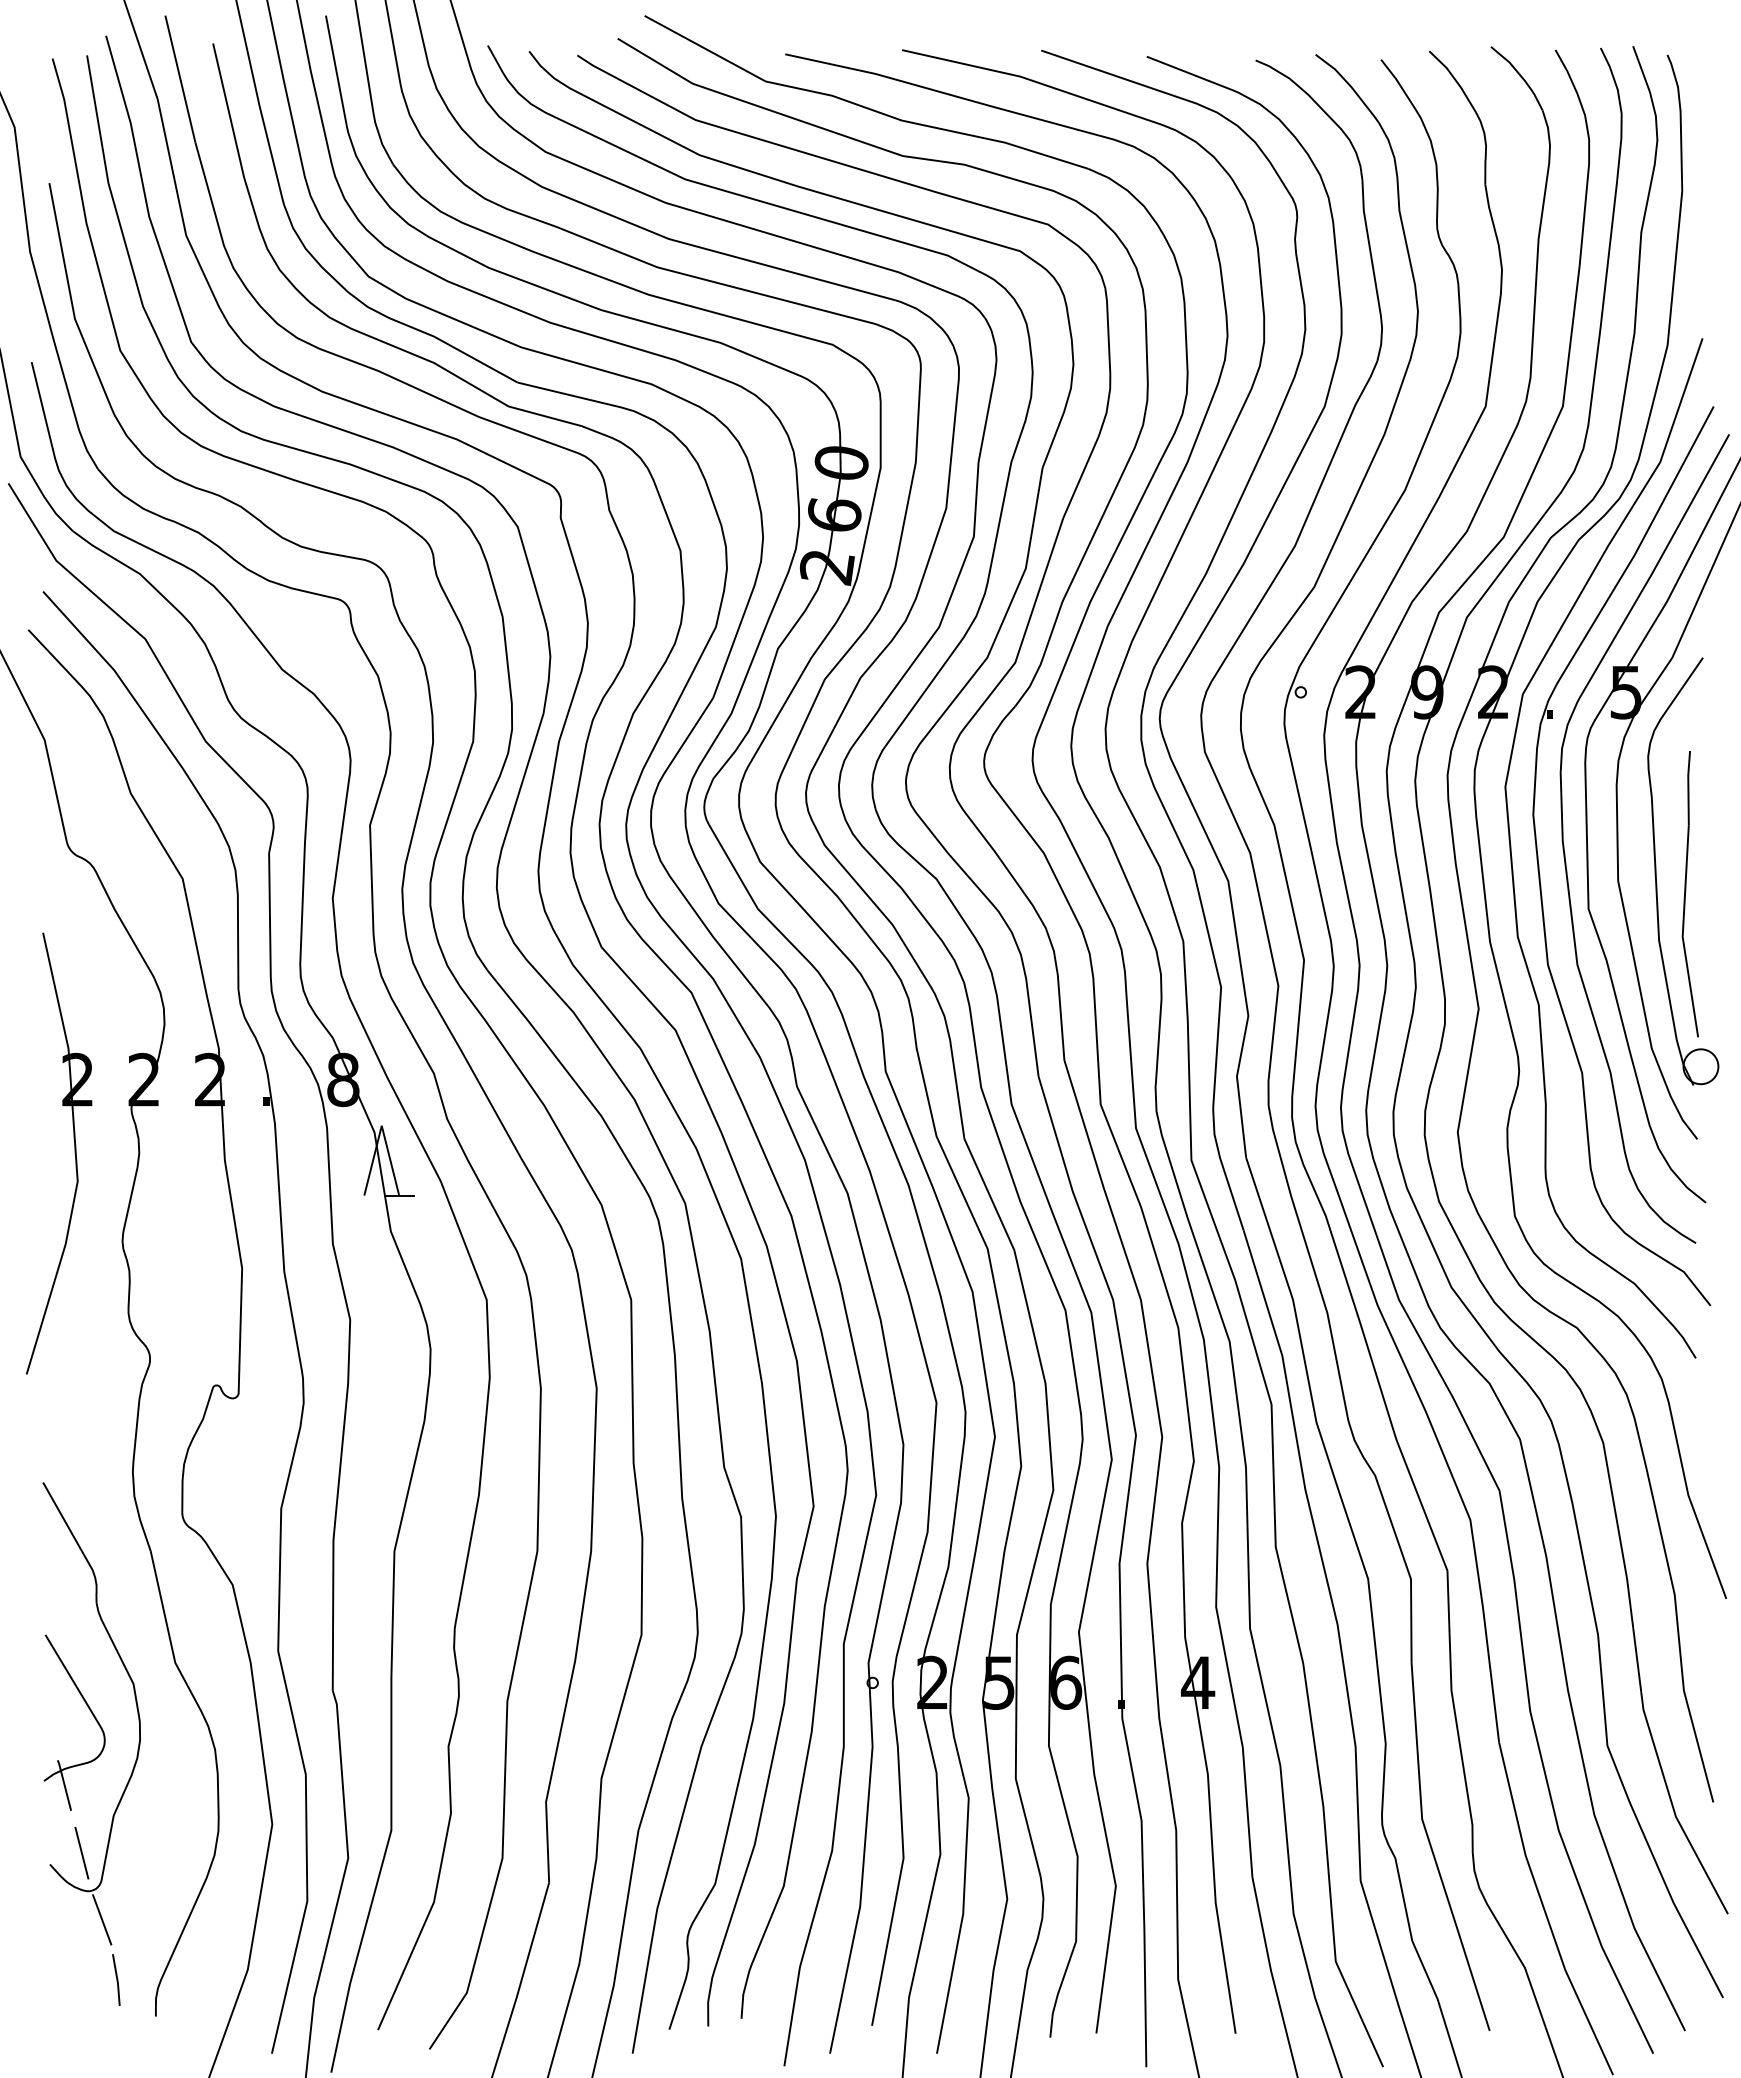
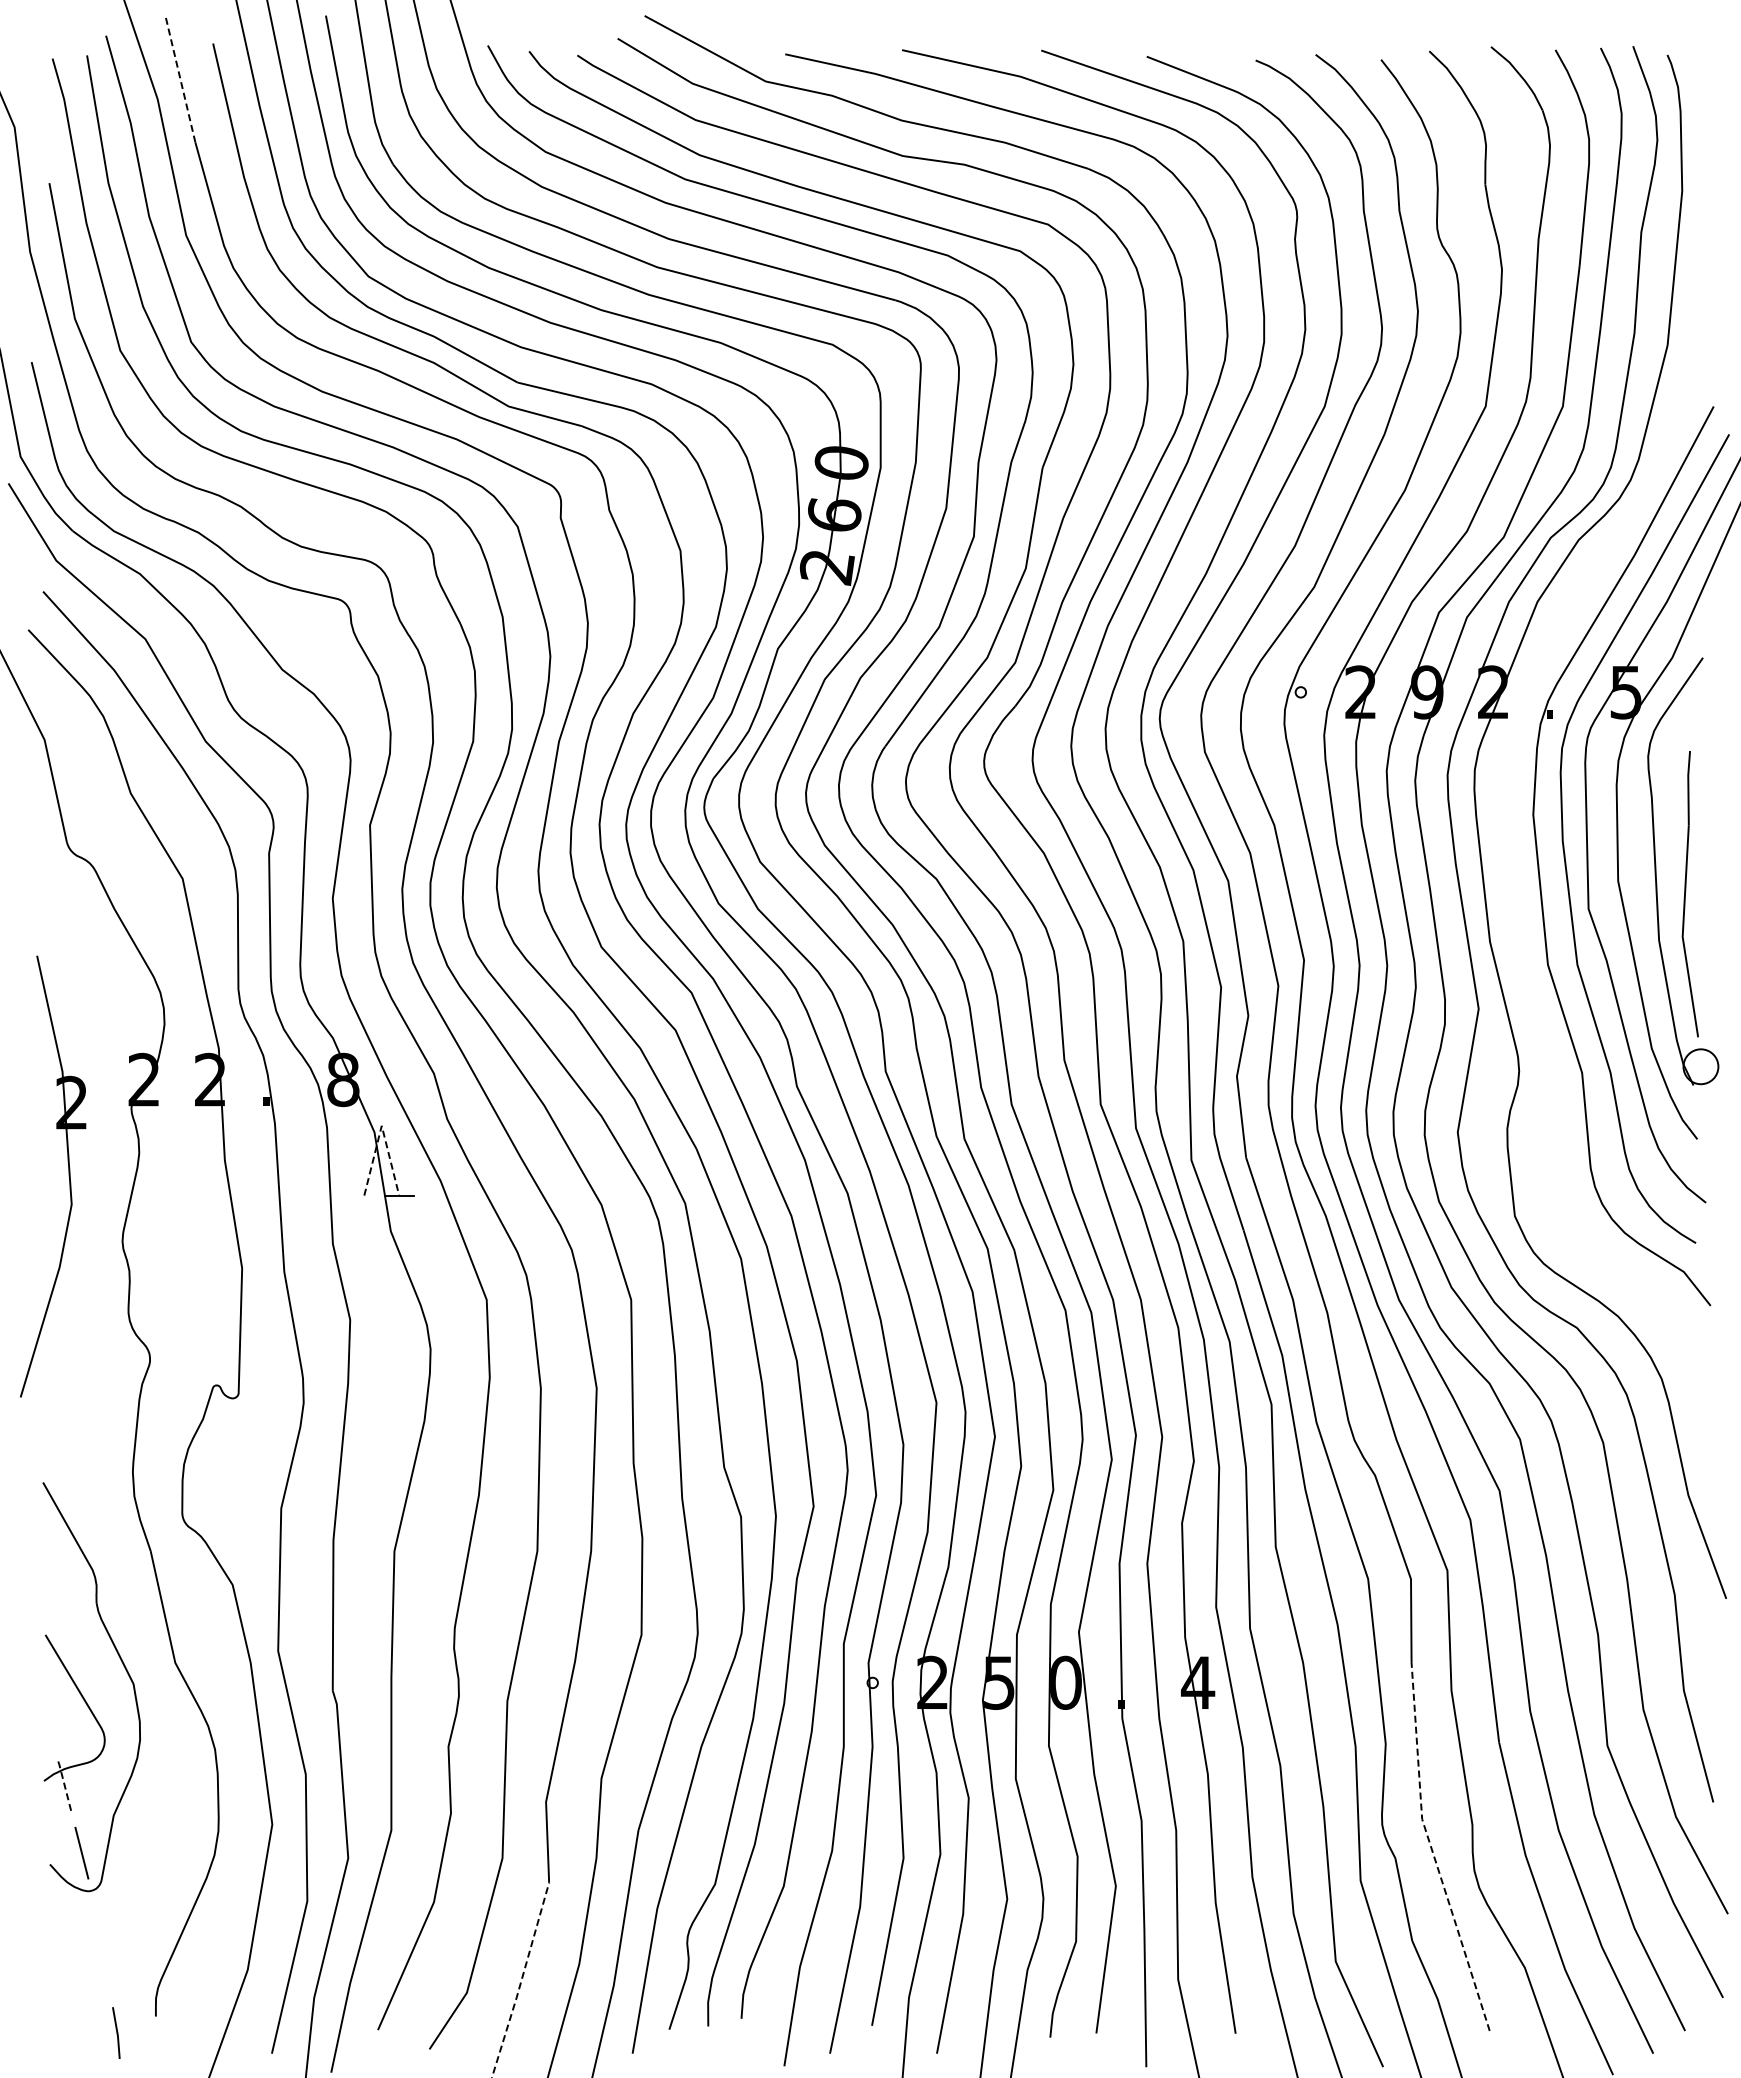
line: solid -> dashed (180, 78)
curve: present -> none (1512, 856)
line: solid -> dashed (381, 1125)
part position: (74, 1153) -> (68, 1176) (68, 1176)
text: 6 -> 0 (1066, 1682)
line: solid -> dashed (64, 1784)
line: solid -> dashed (1432, 1850)
line: present -> none (102, 1919)
line position: (116, 1979) -> (116, 2032) (116, 2032)
line: solid -> dashed (521, 1980)
